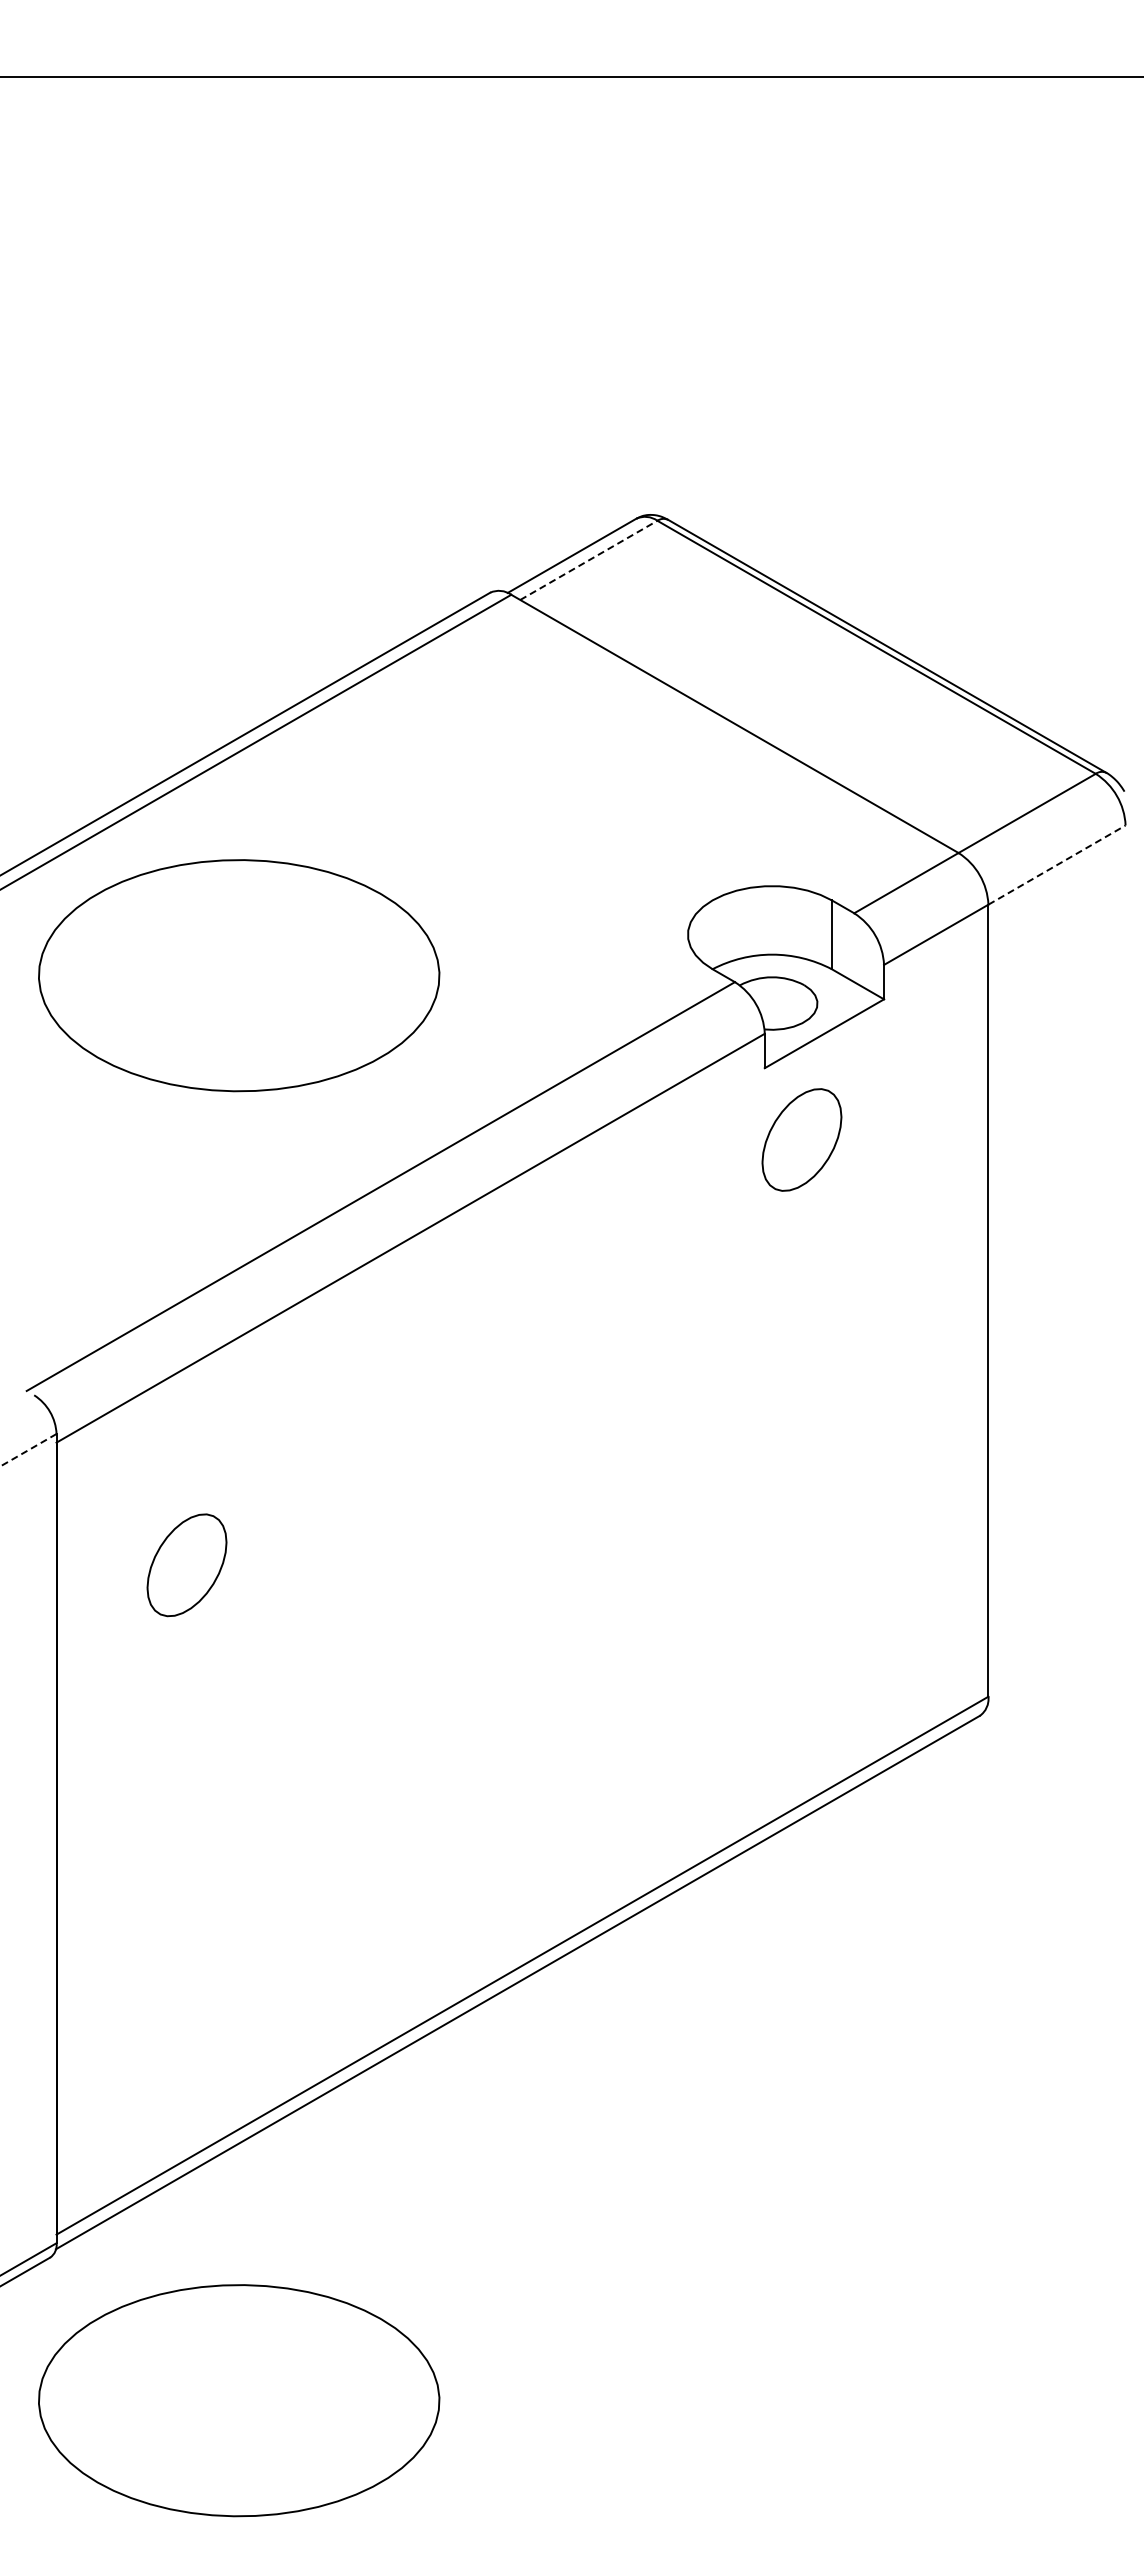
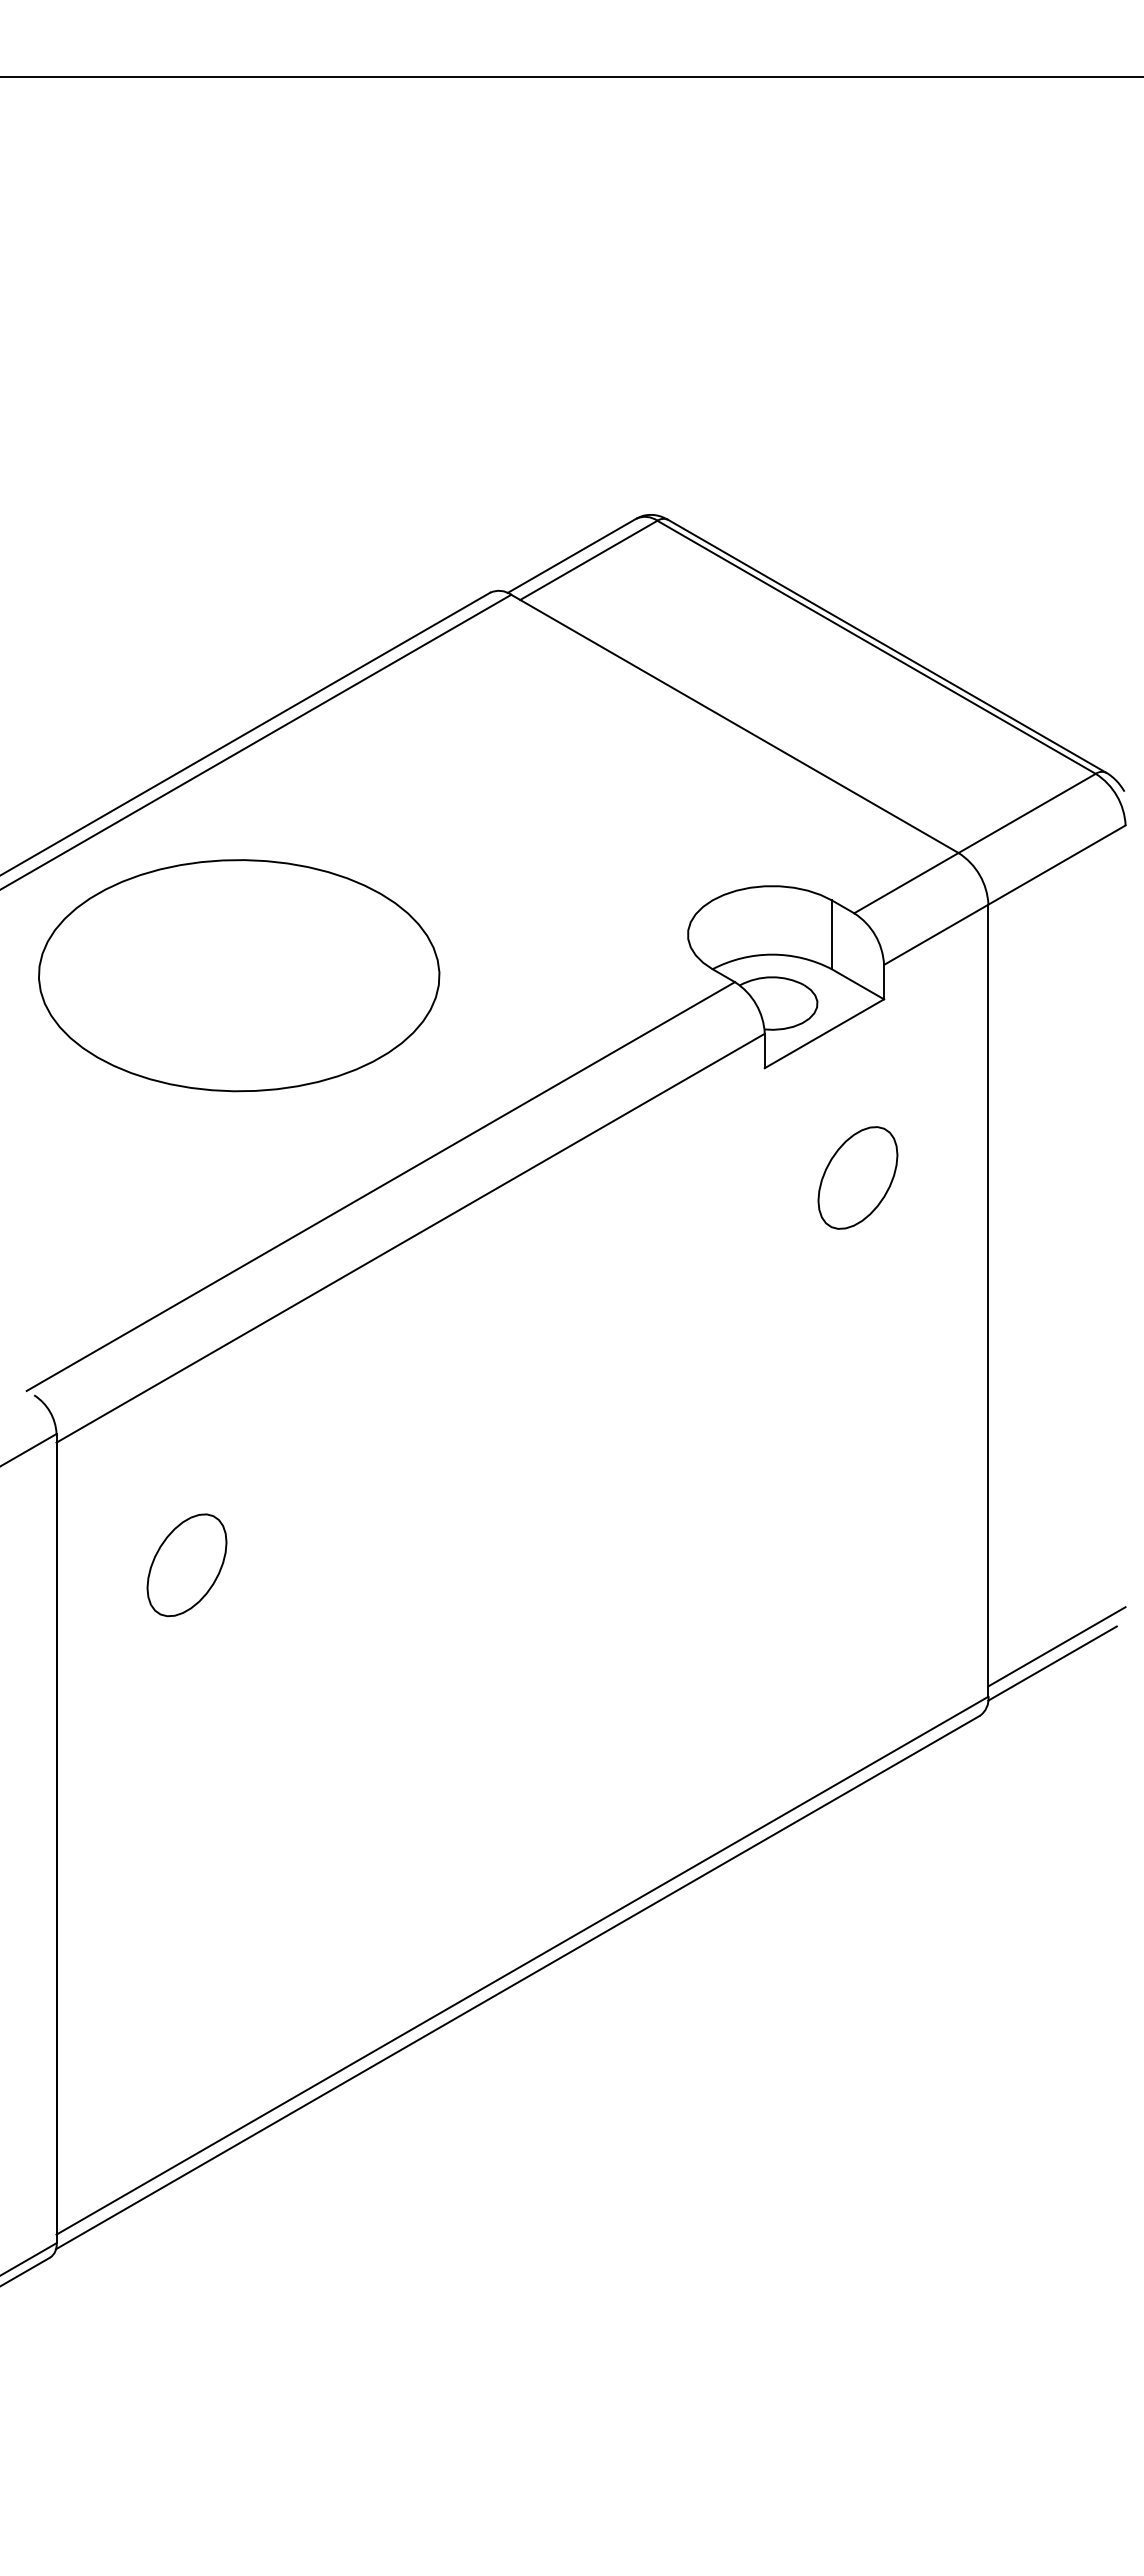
line: dashed -> solid (589, 560)
line: dashed -> solid (1057, 864)
part position: (801, 1139) -> (857, 1177) (857, 1177)
line: dashed -> solid (28, 1450)
line: none -> present (1056, 1646)
line: none -> present (1052, 1663)
part: present -> none (239, 2400)
